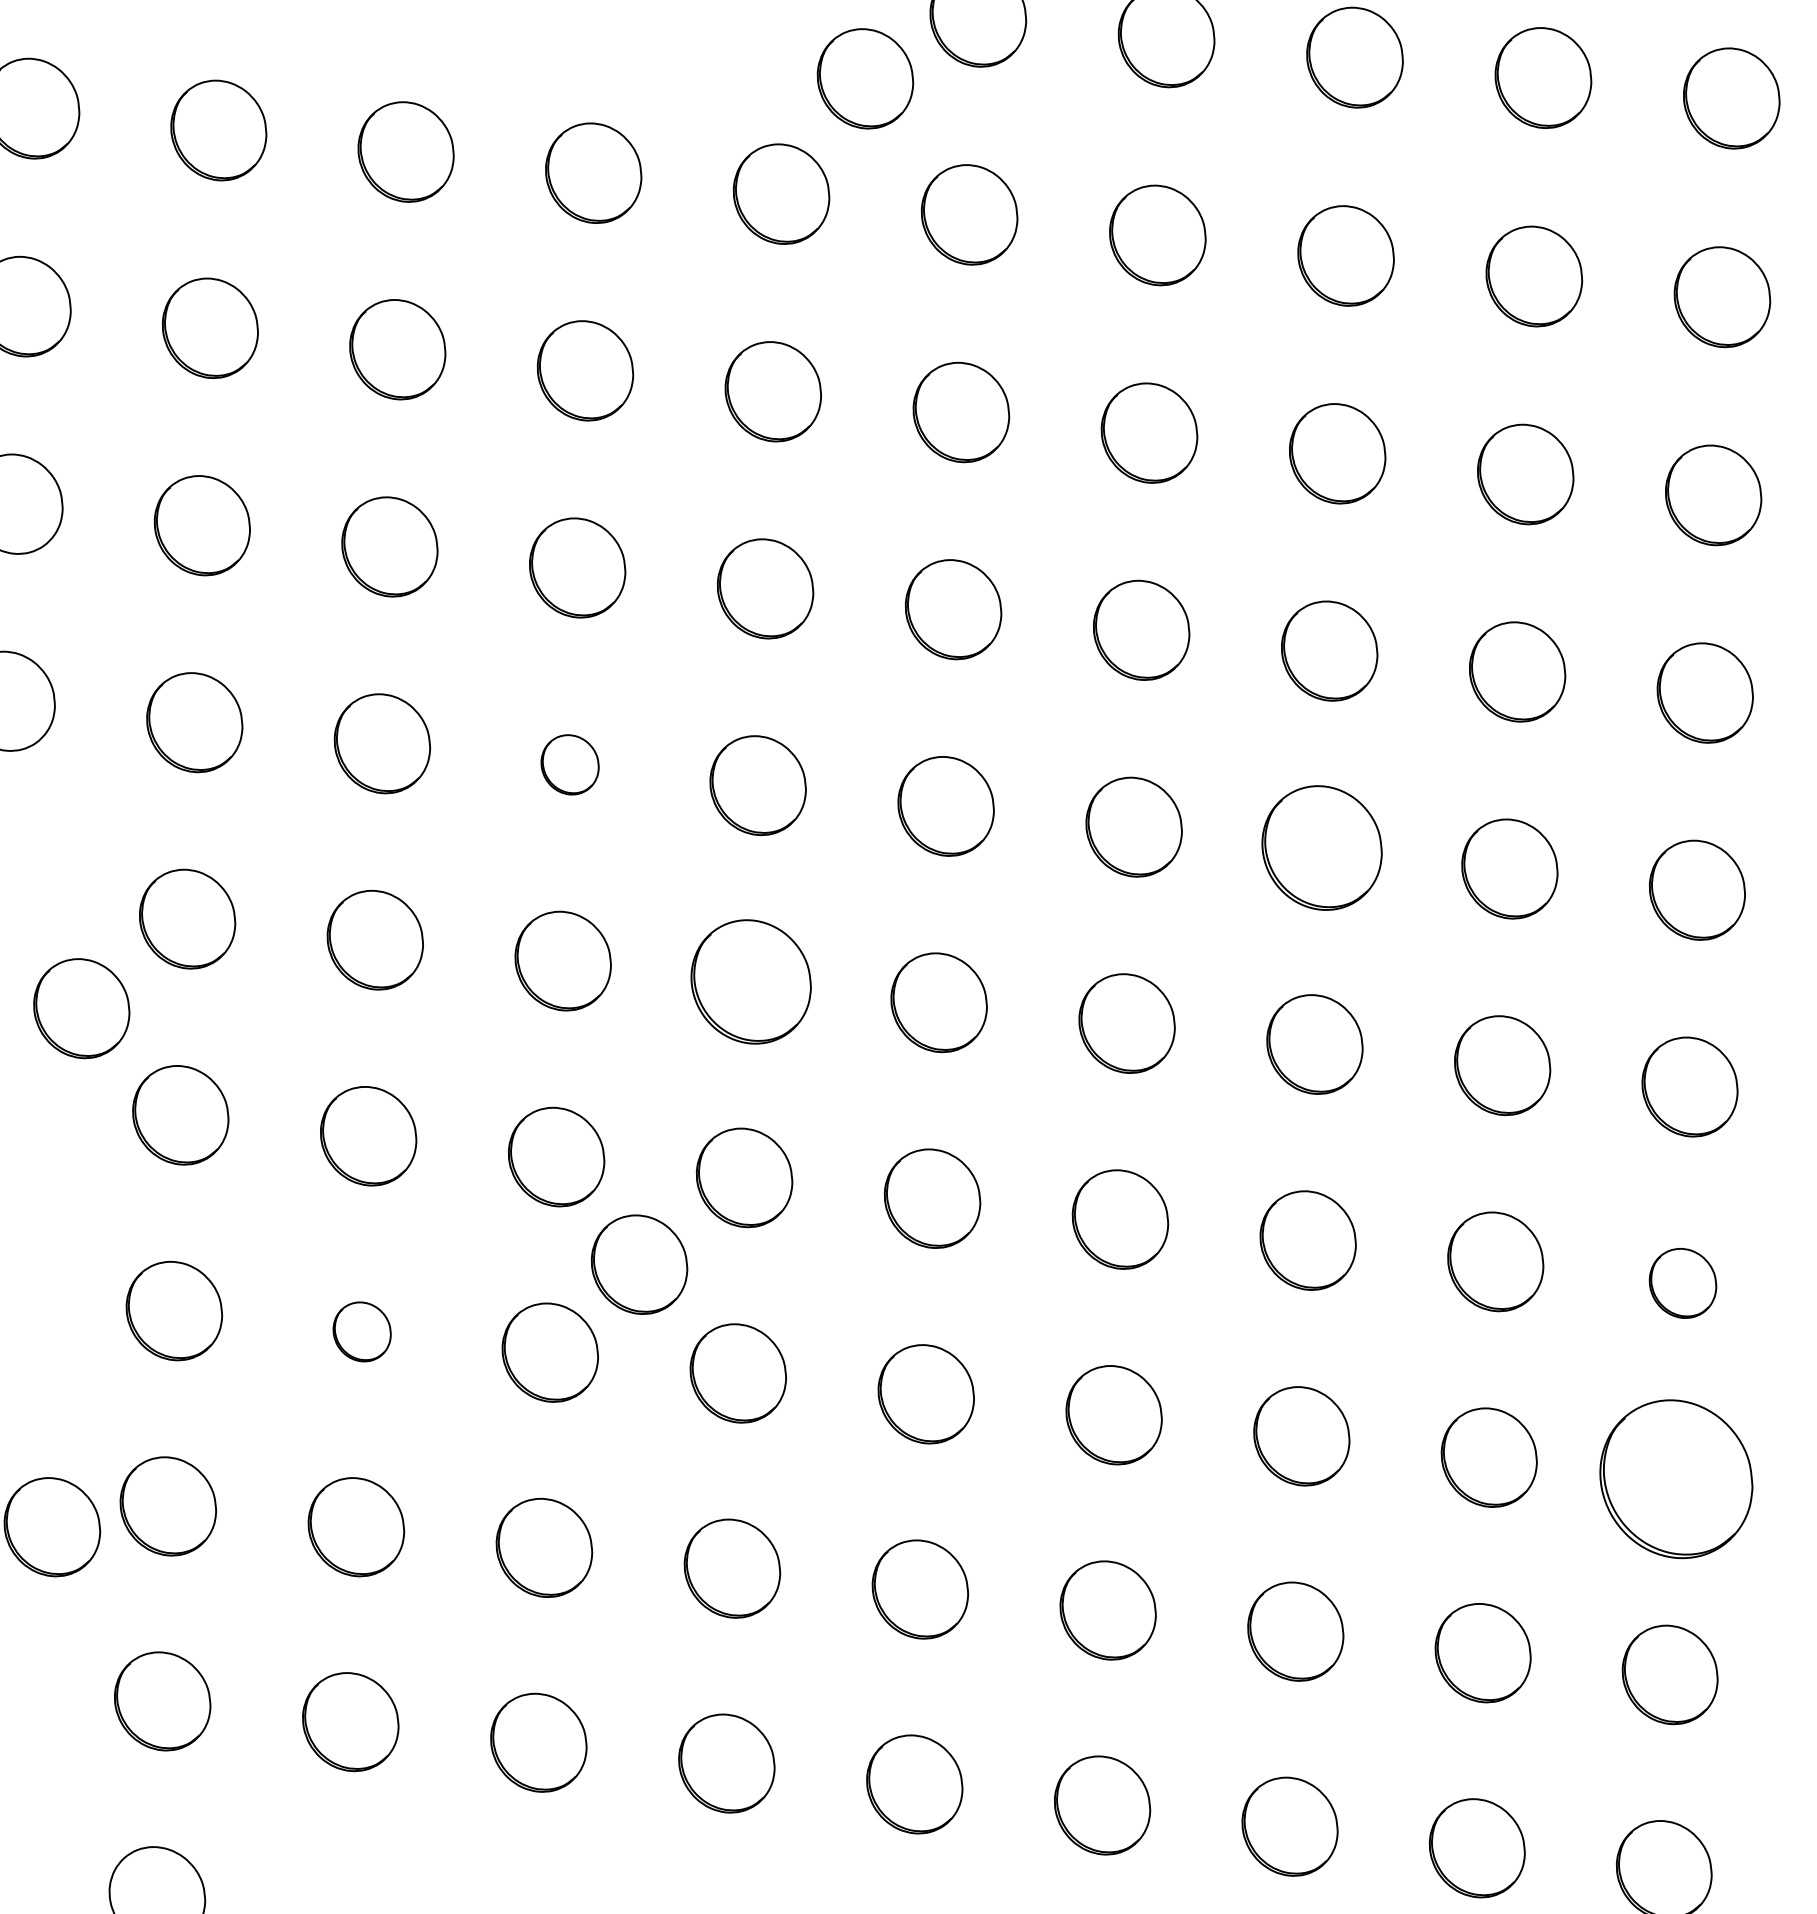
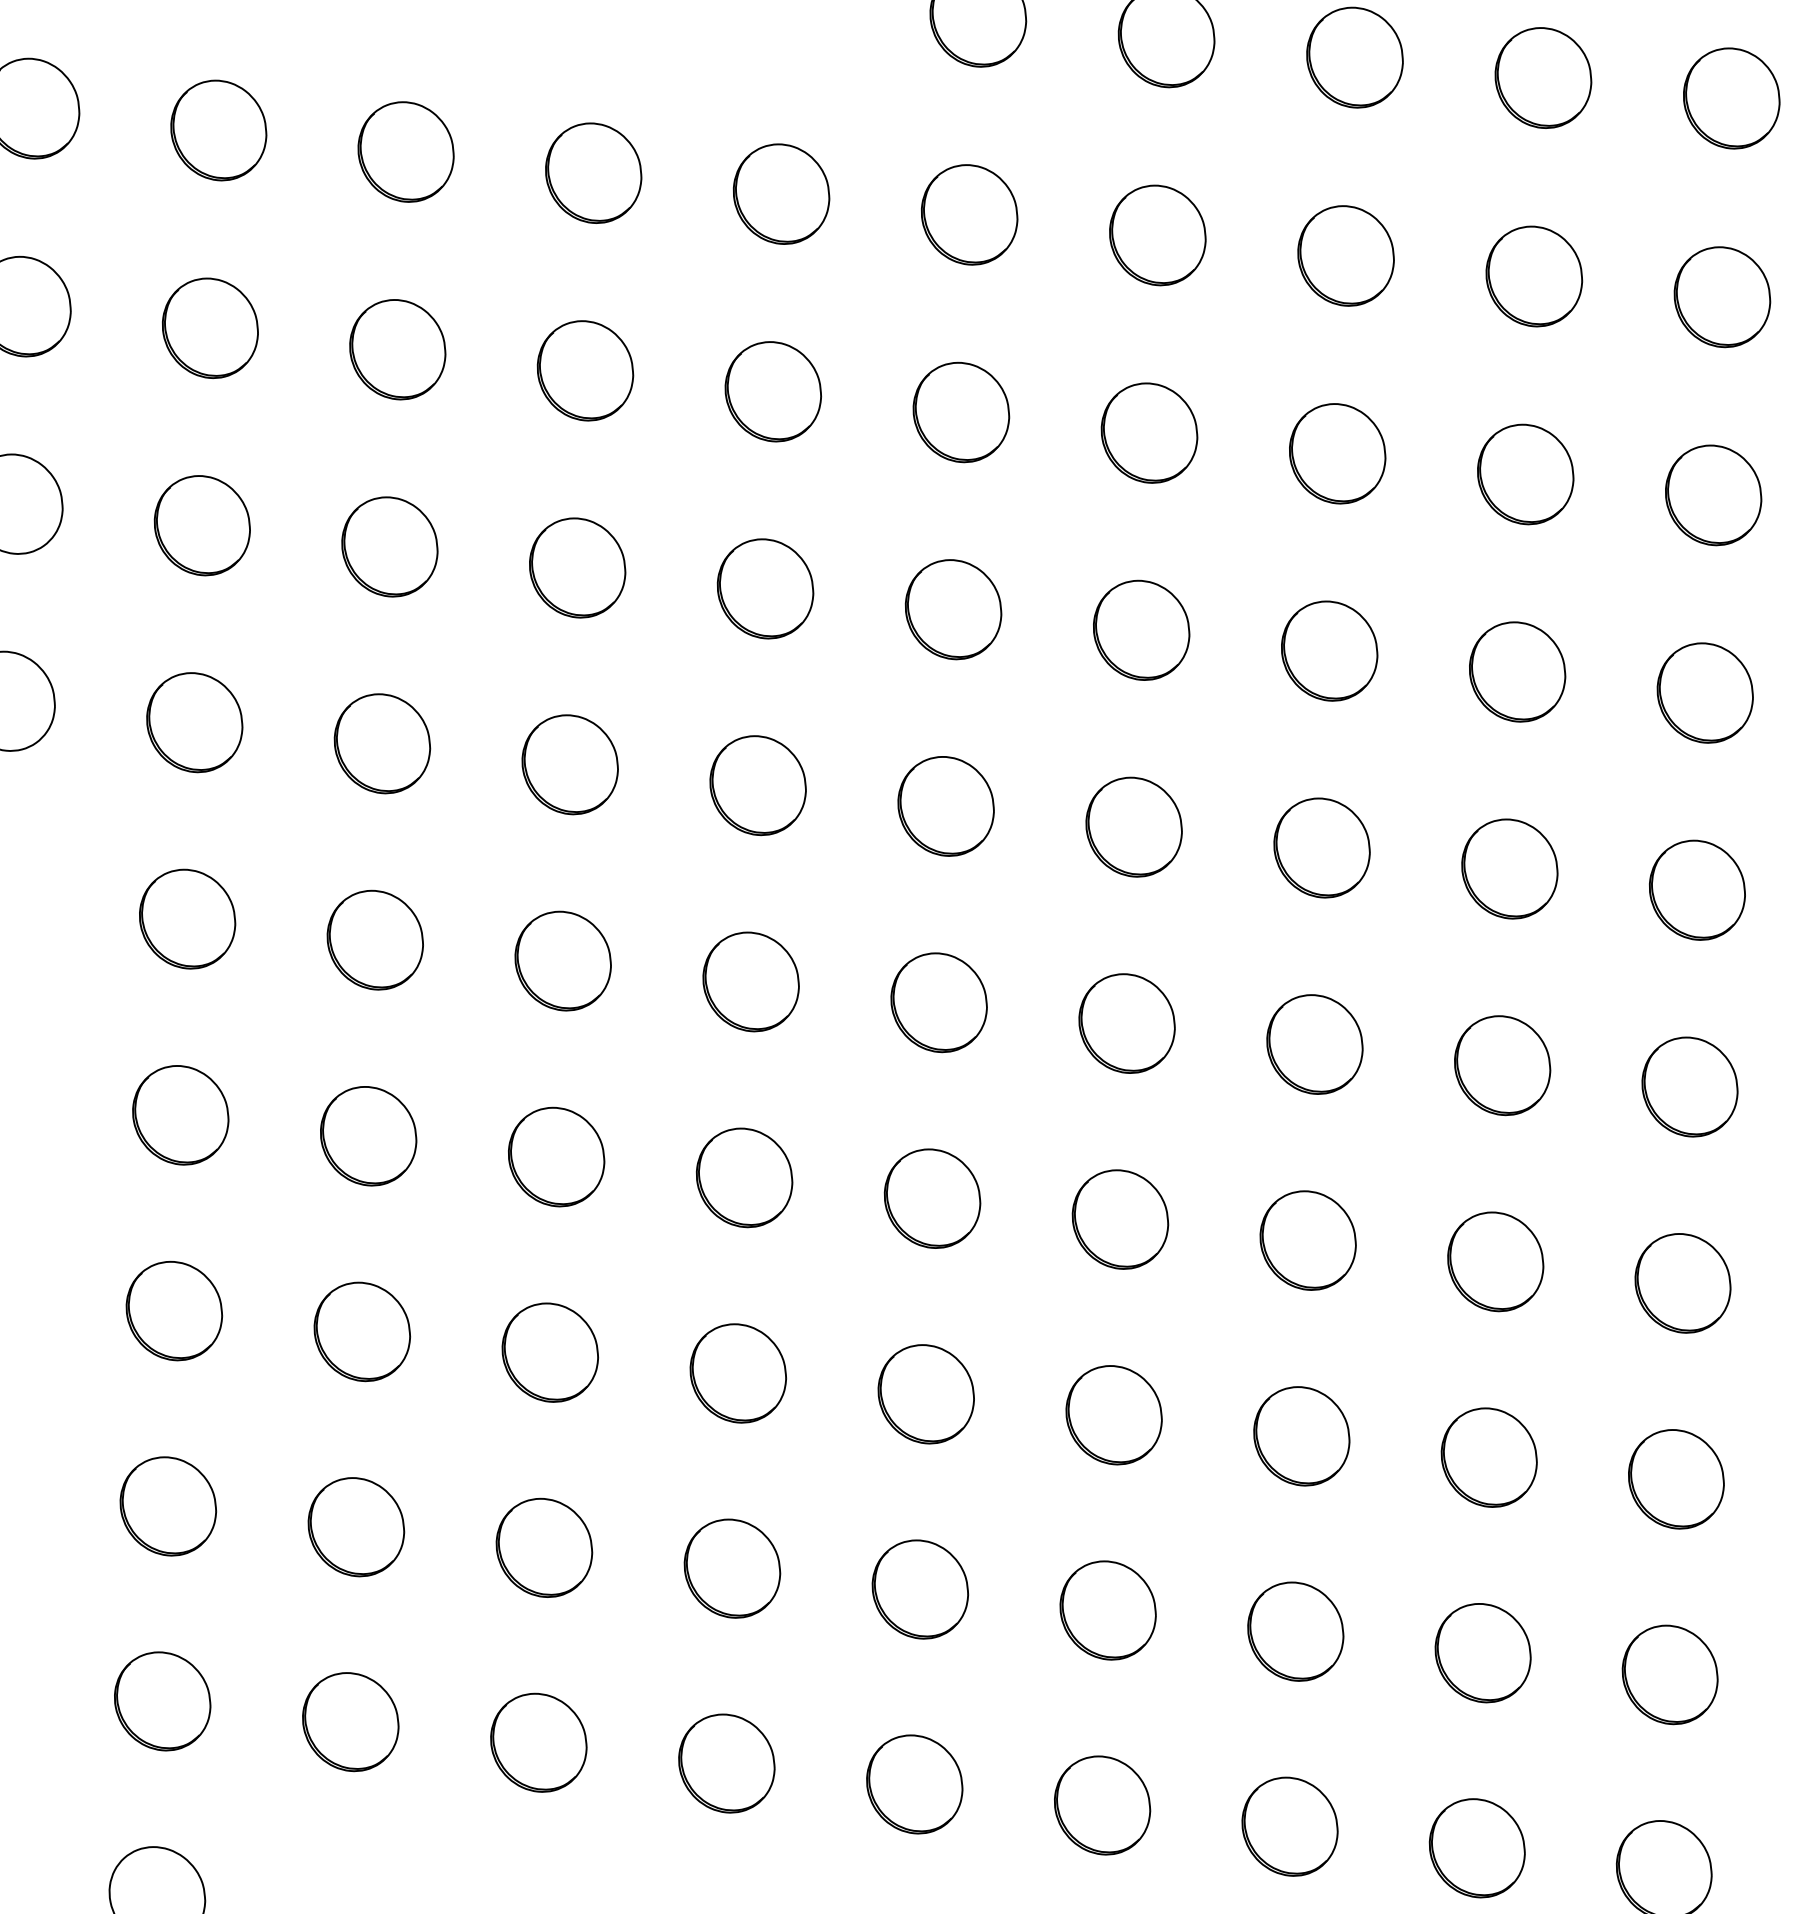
part: present -> none (865, 78)
part size: 60x62 px -> 98x102 px (569, 764)
part size: 122x126 px -> 98x102 px (1321, 847)
part size: 122x126 px -> 98x102 px (750, 981)
part: present -> none (81, 1008)
part: present -> none (639, 1264)
part size: 70x71 px -> 98x101 px (1682, 1283)
part size: 60x62 px -> 98x102 px (361, 1331)
part size: 155x161 px -> 97x101 px (1676, 1479)
part: present -> none (52, 1527)
